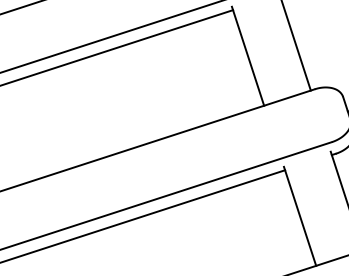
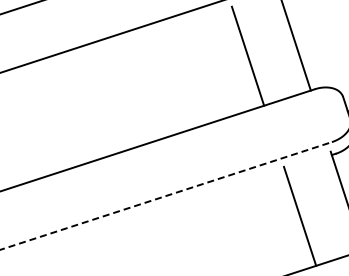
line: present -> none (117, 47)
line: solid -> dashed (166, 195)
line: present -> none (143, 216)
